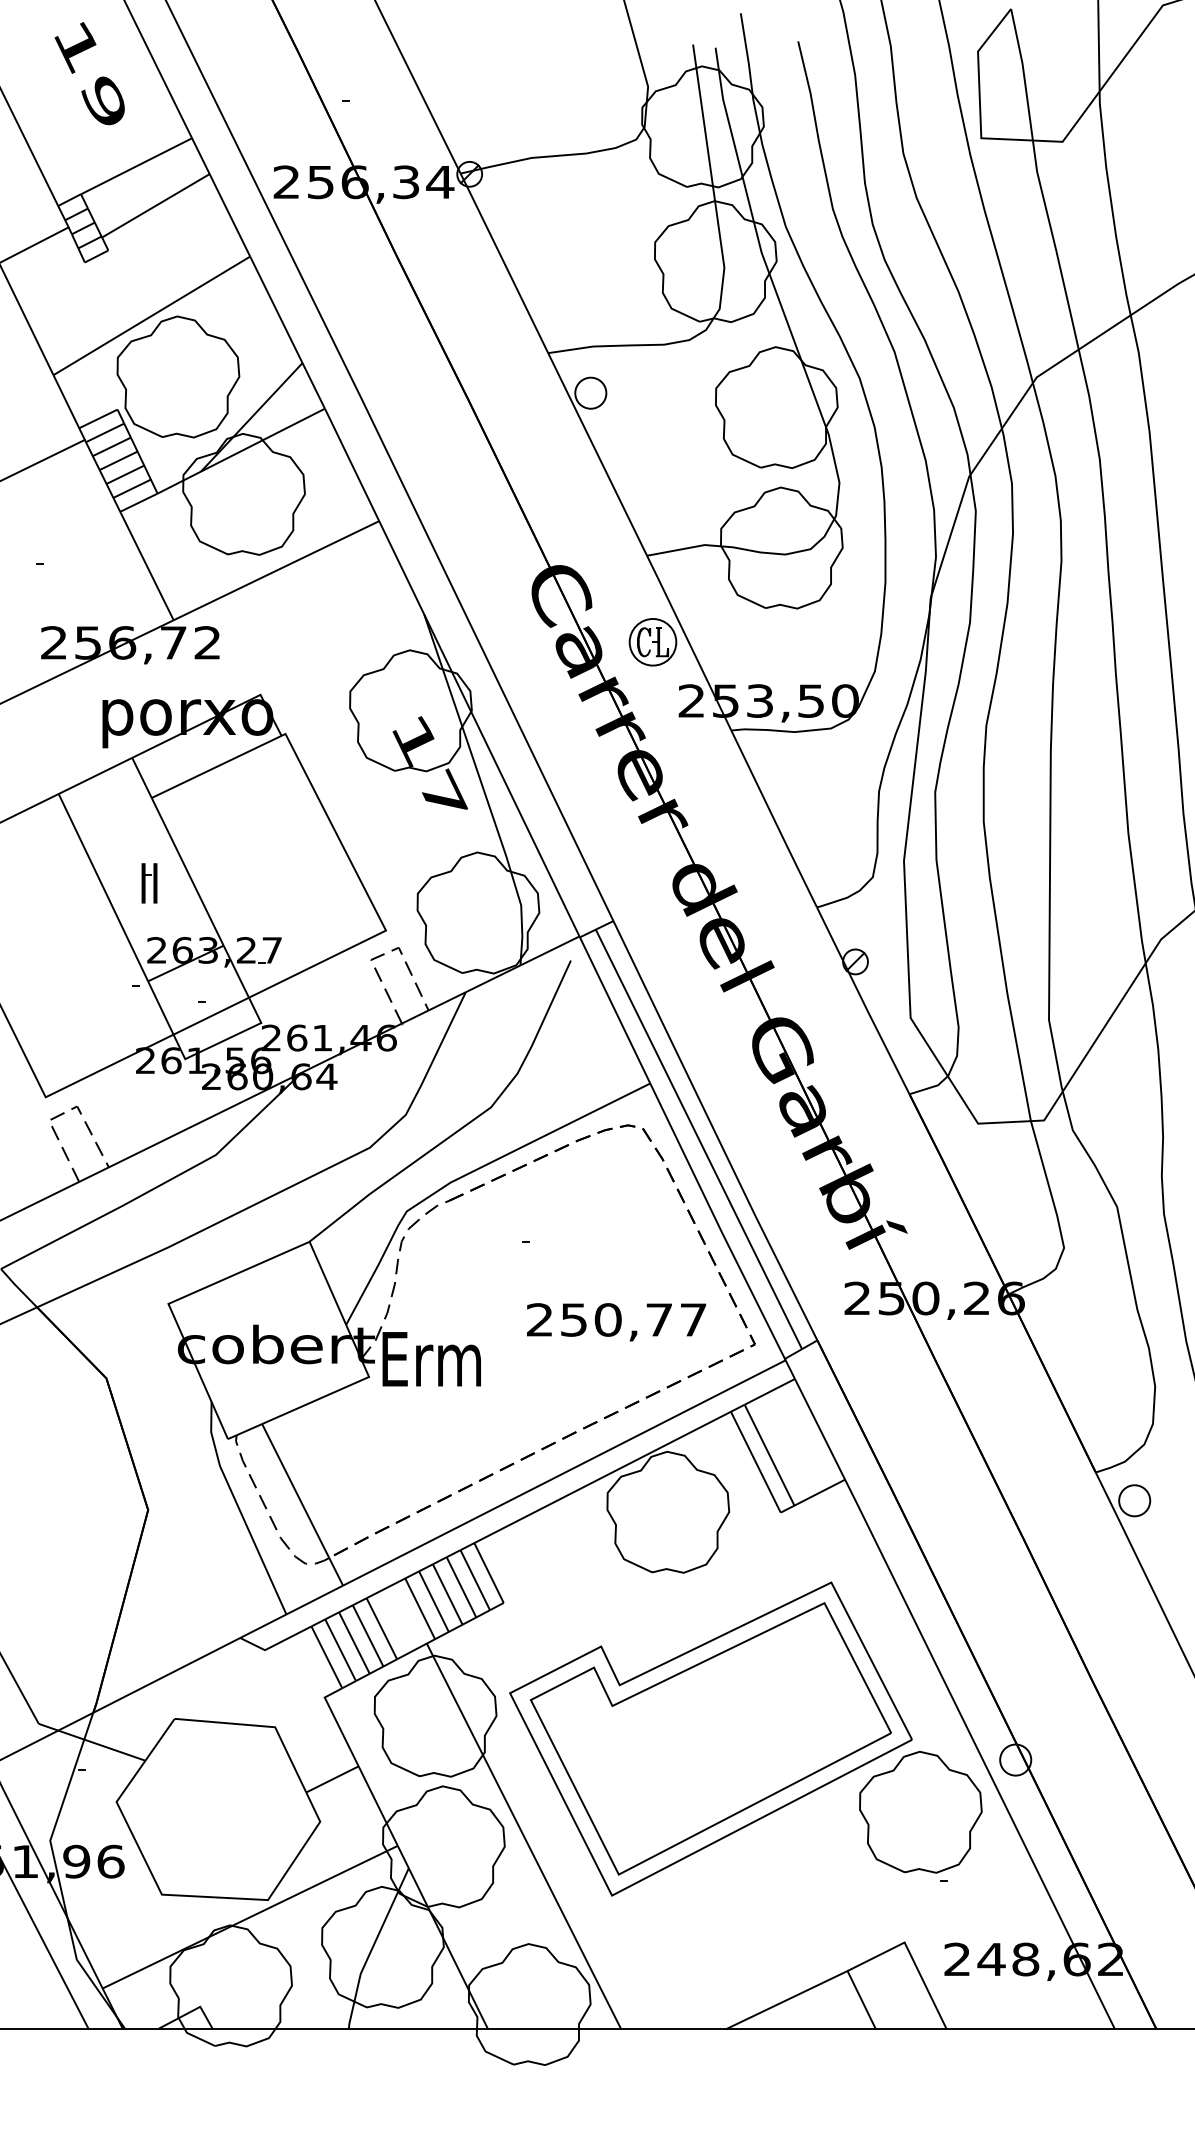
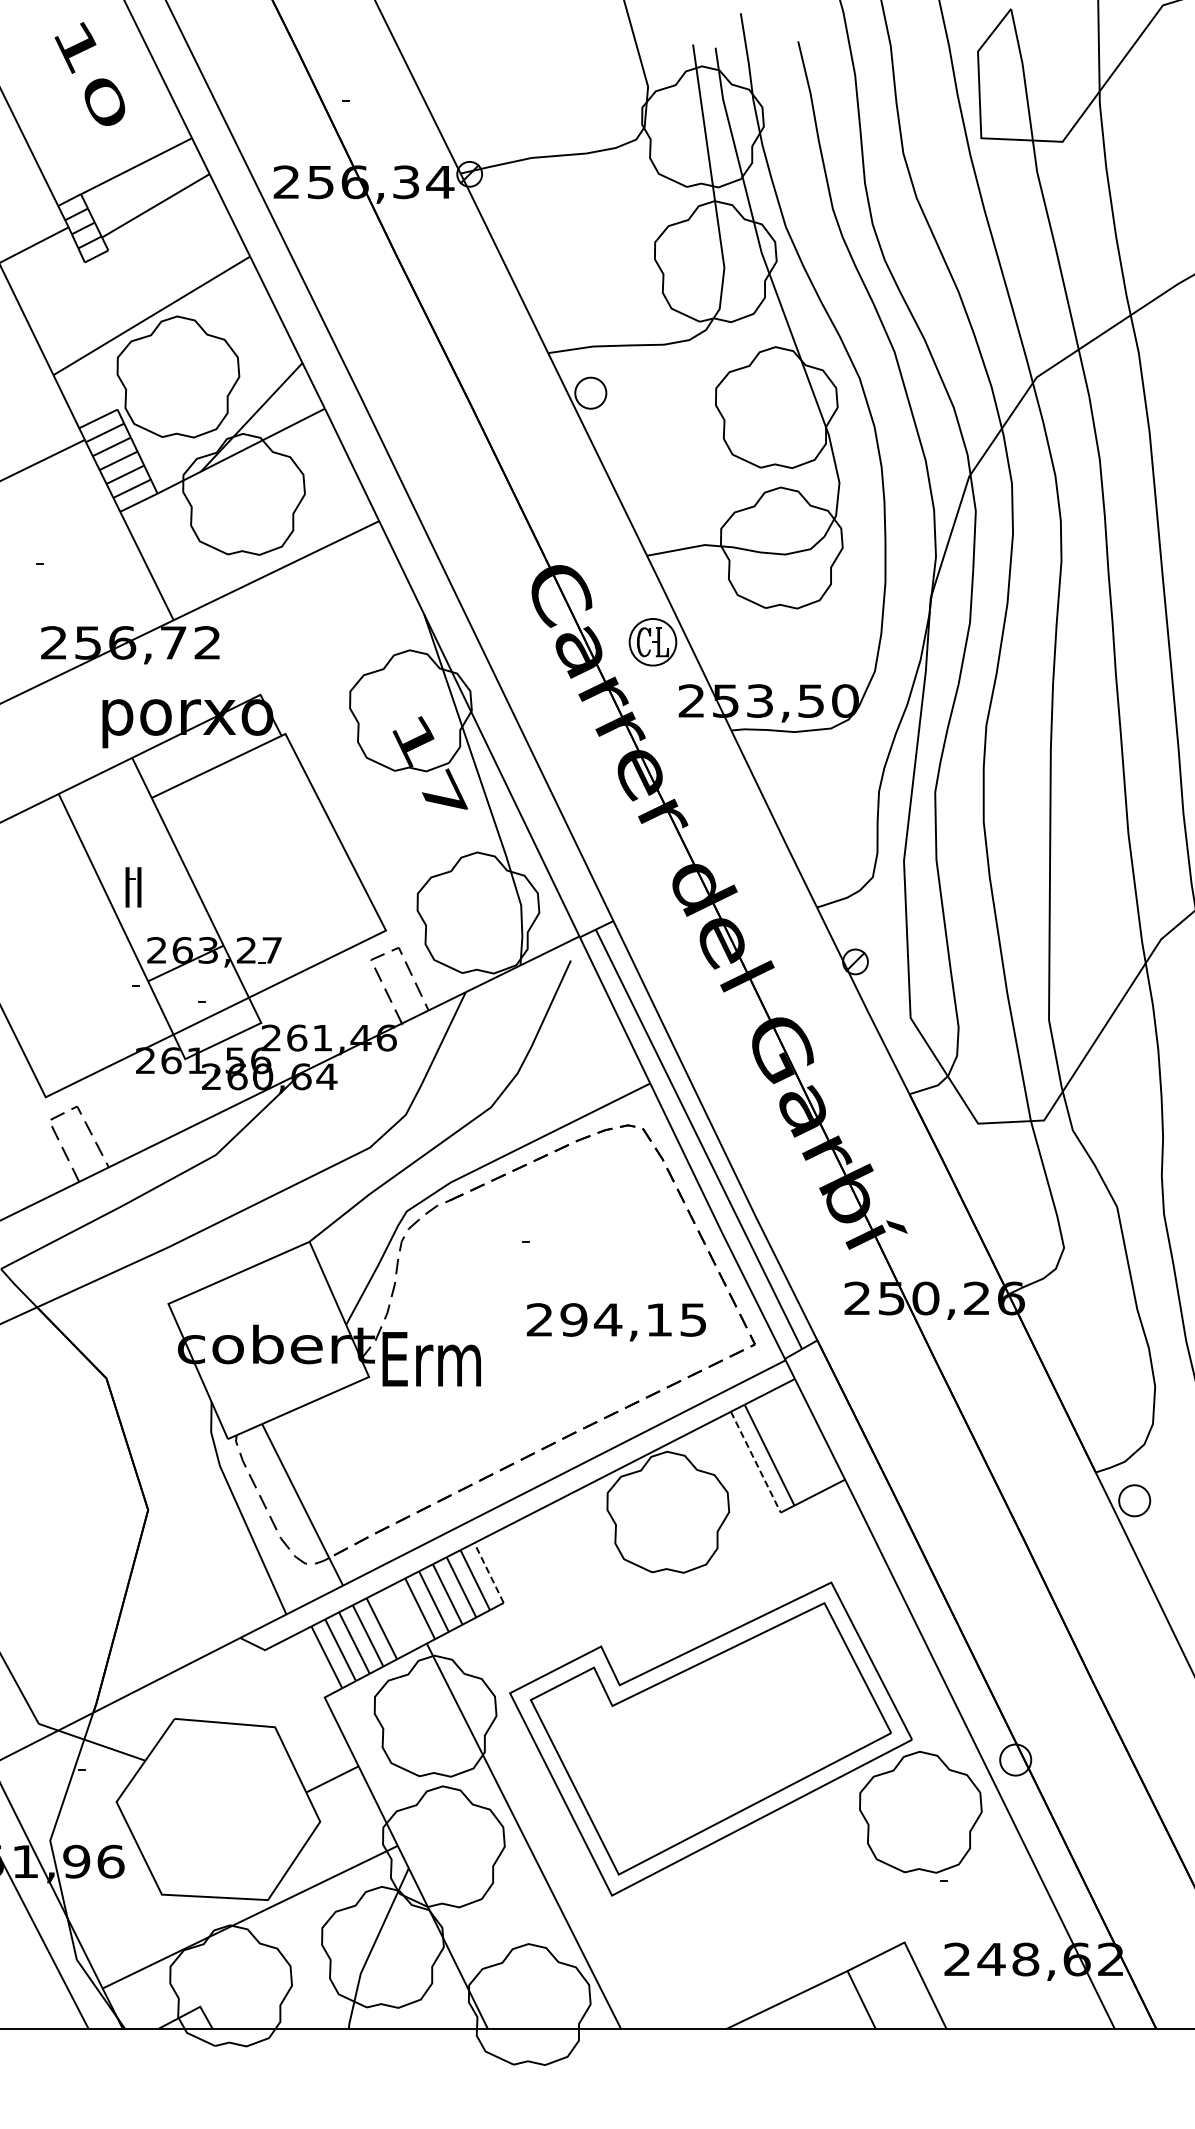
text: 19 -> 10 (103, 100)
part position: (149, 883) -> (133, 887) (133, 887)
text: 250,77 -> 294,15 (633, 1319)
line: solid -> dashed (756, 1462)
line: solid -> dashed (488, 1572)
